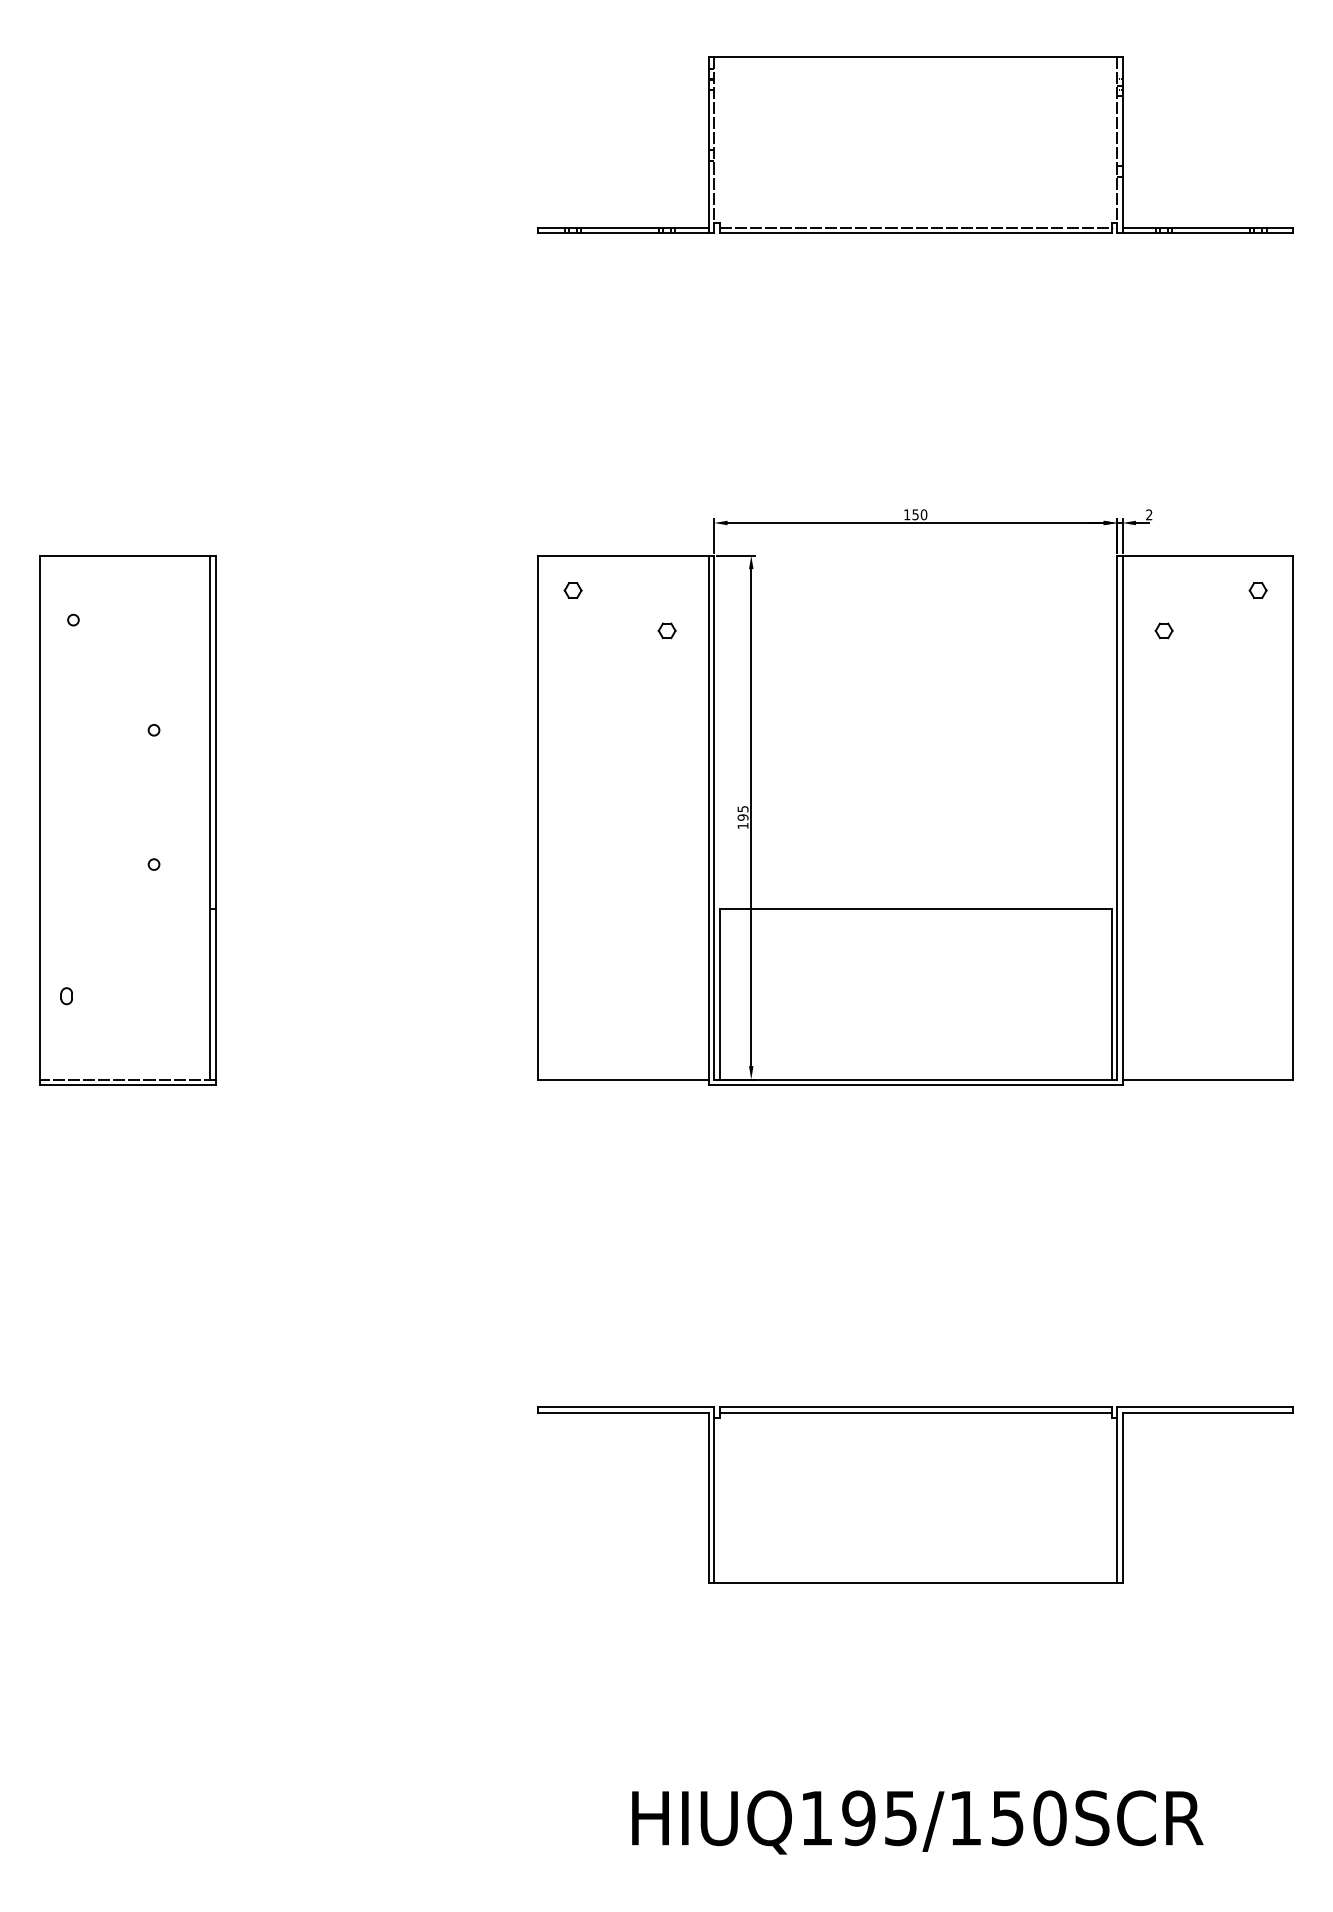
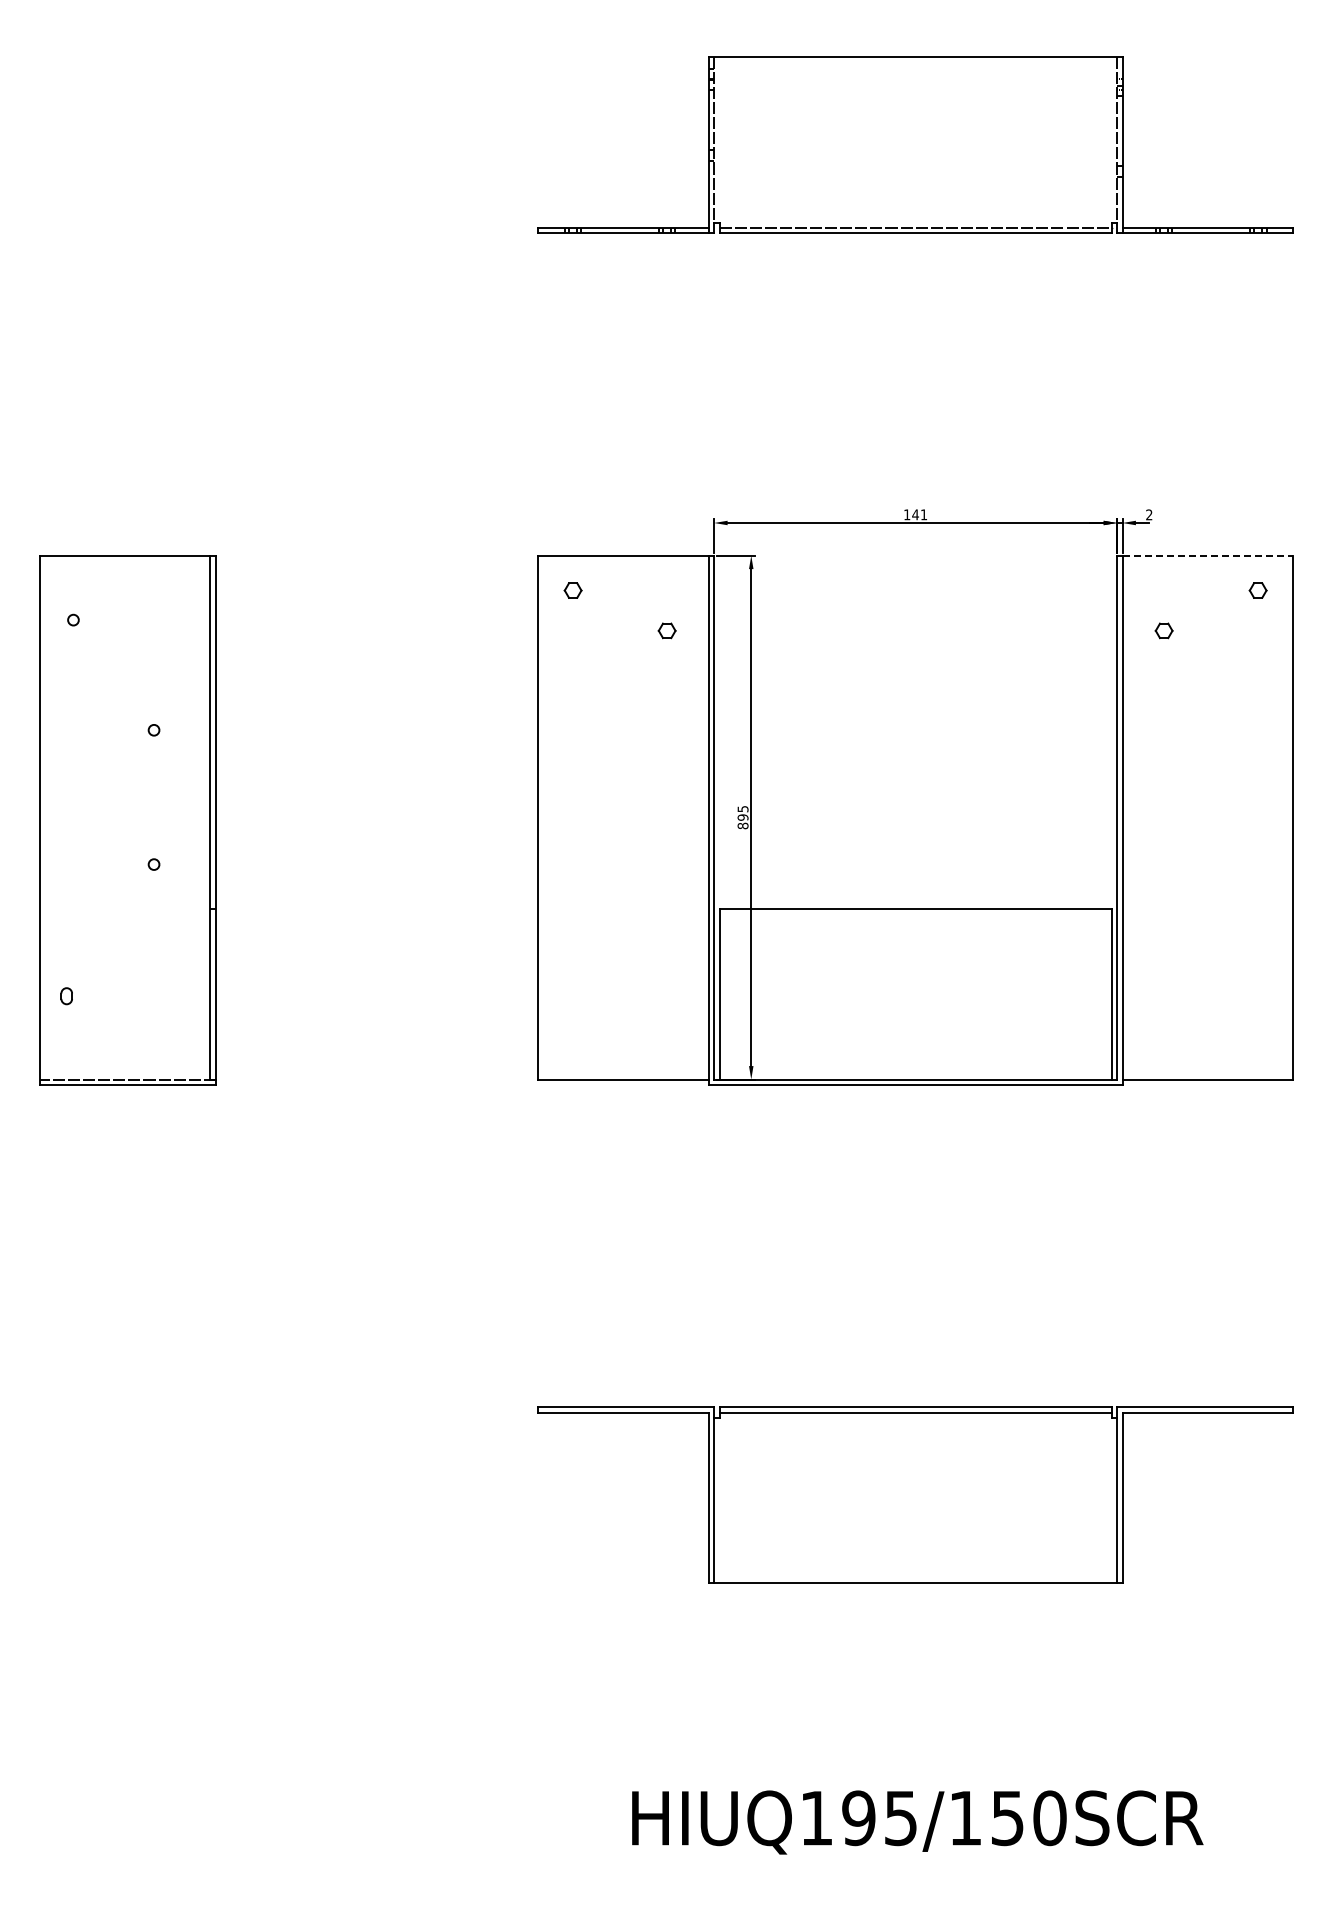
text: 150 -> 141 (919, 514)
line: solid -> dashed (1208, 555)
text: 195 -> 895 (742, 825)
